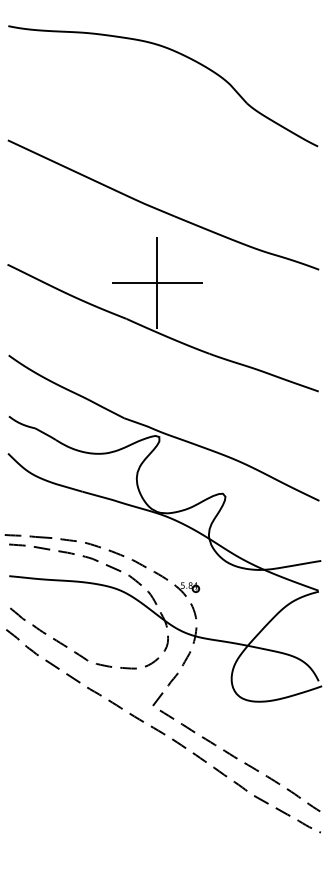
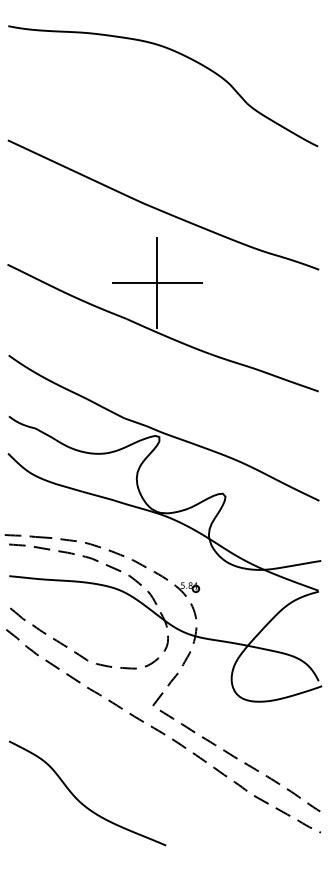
curve: none -> present (82, 802)
